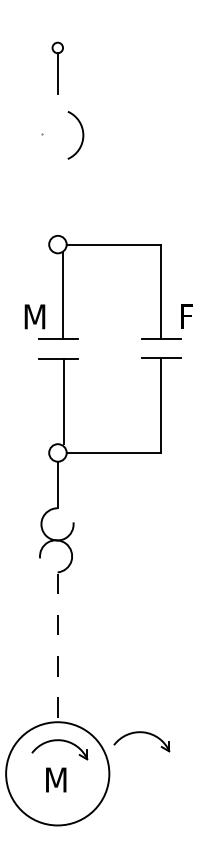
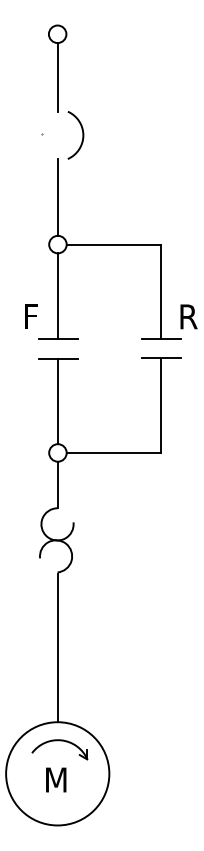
part size: 13x54 px -> 20x89 px (57, 68)
line: none -> present (57, 196)
line position: (62, 296) -> (57, 296) (57, 296)
text: M -> F (34, 316)
text: F -> R (188, 316)
line position: (63, 401) -> (57, 401) (57, 401)
line: dashed -> solid (57, 648)
part: present -> none (141, 733)
